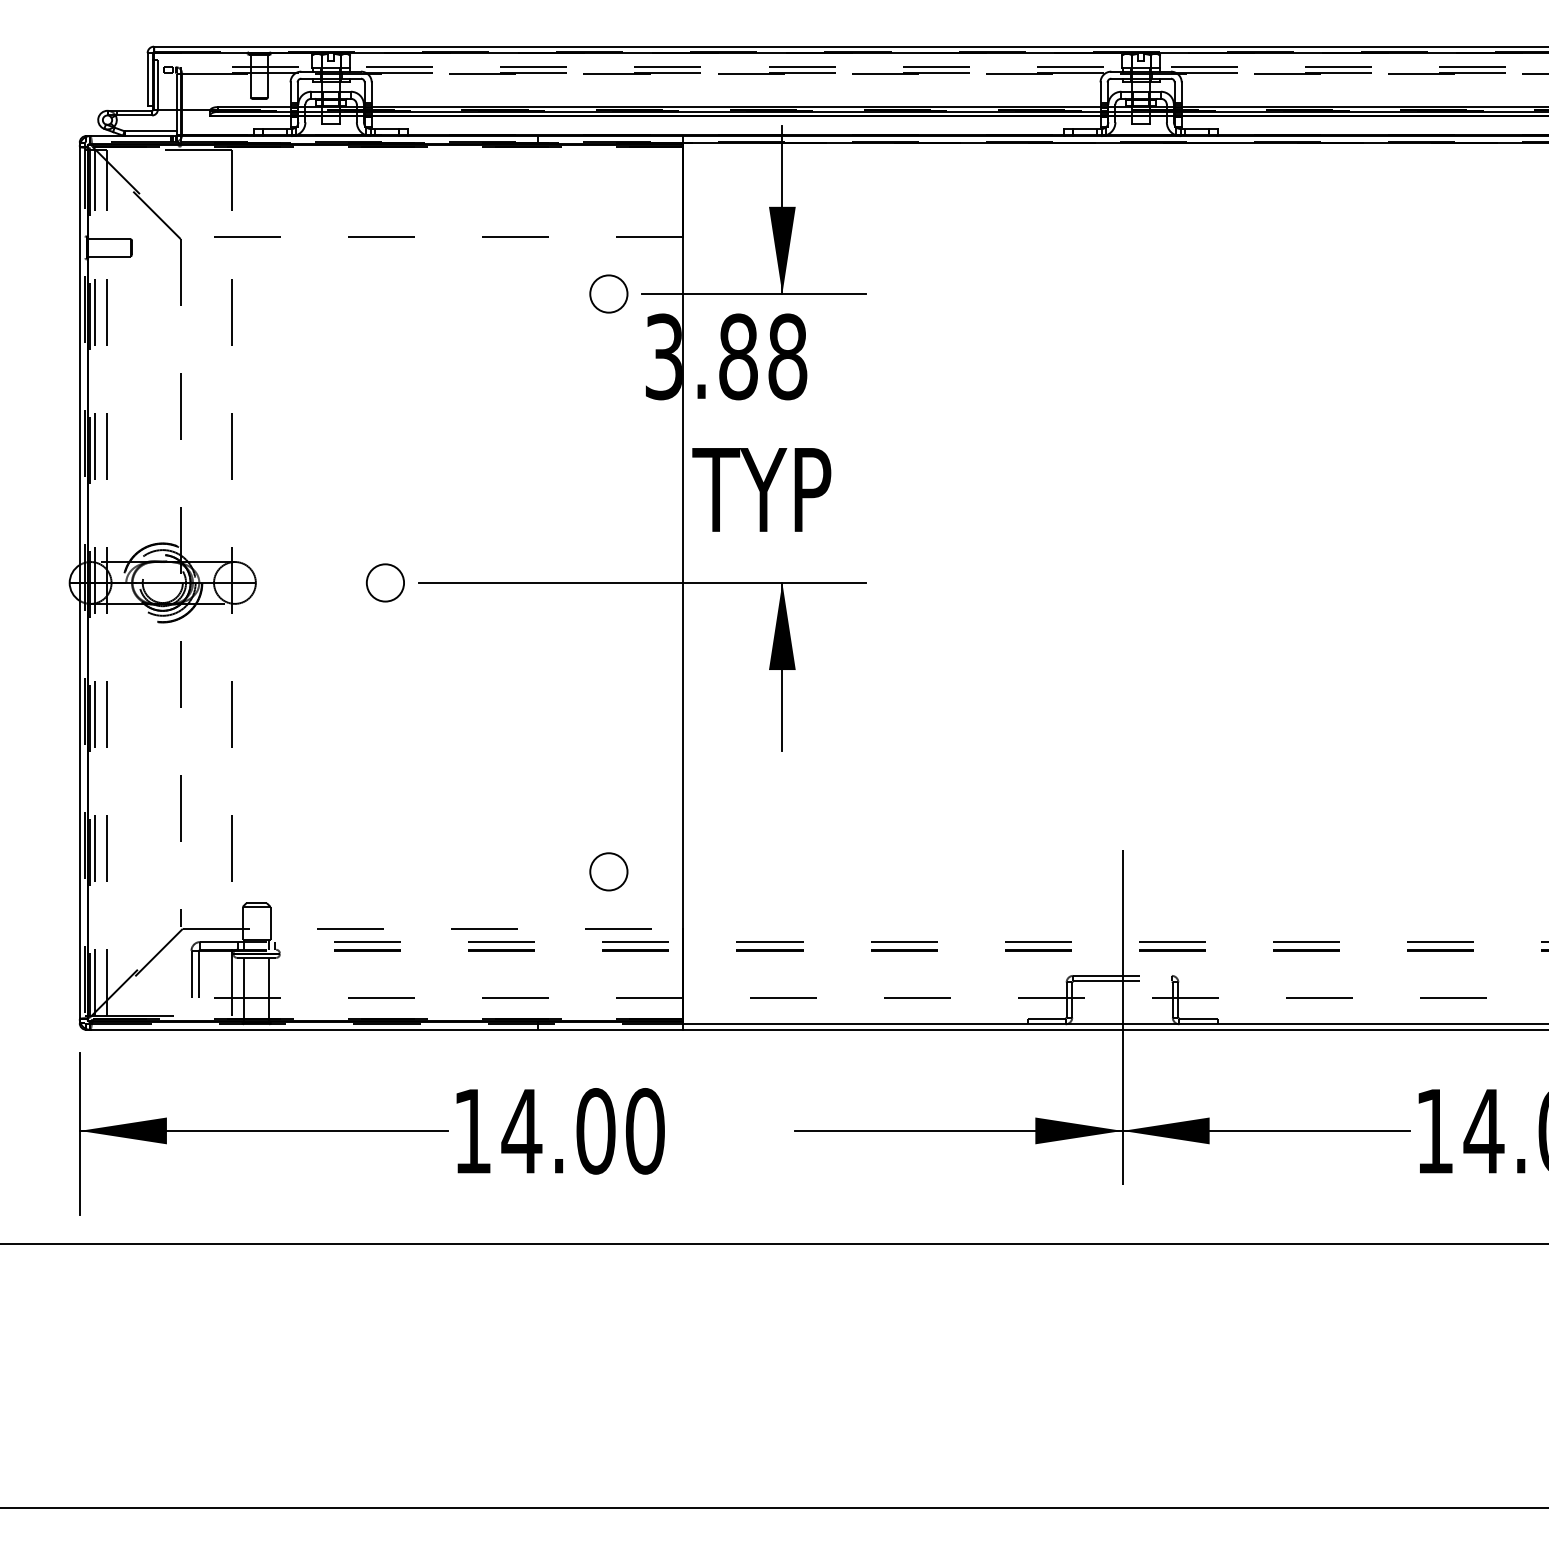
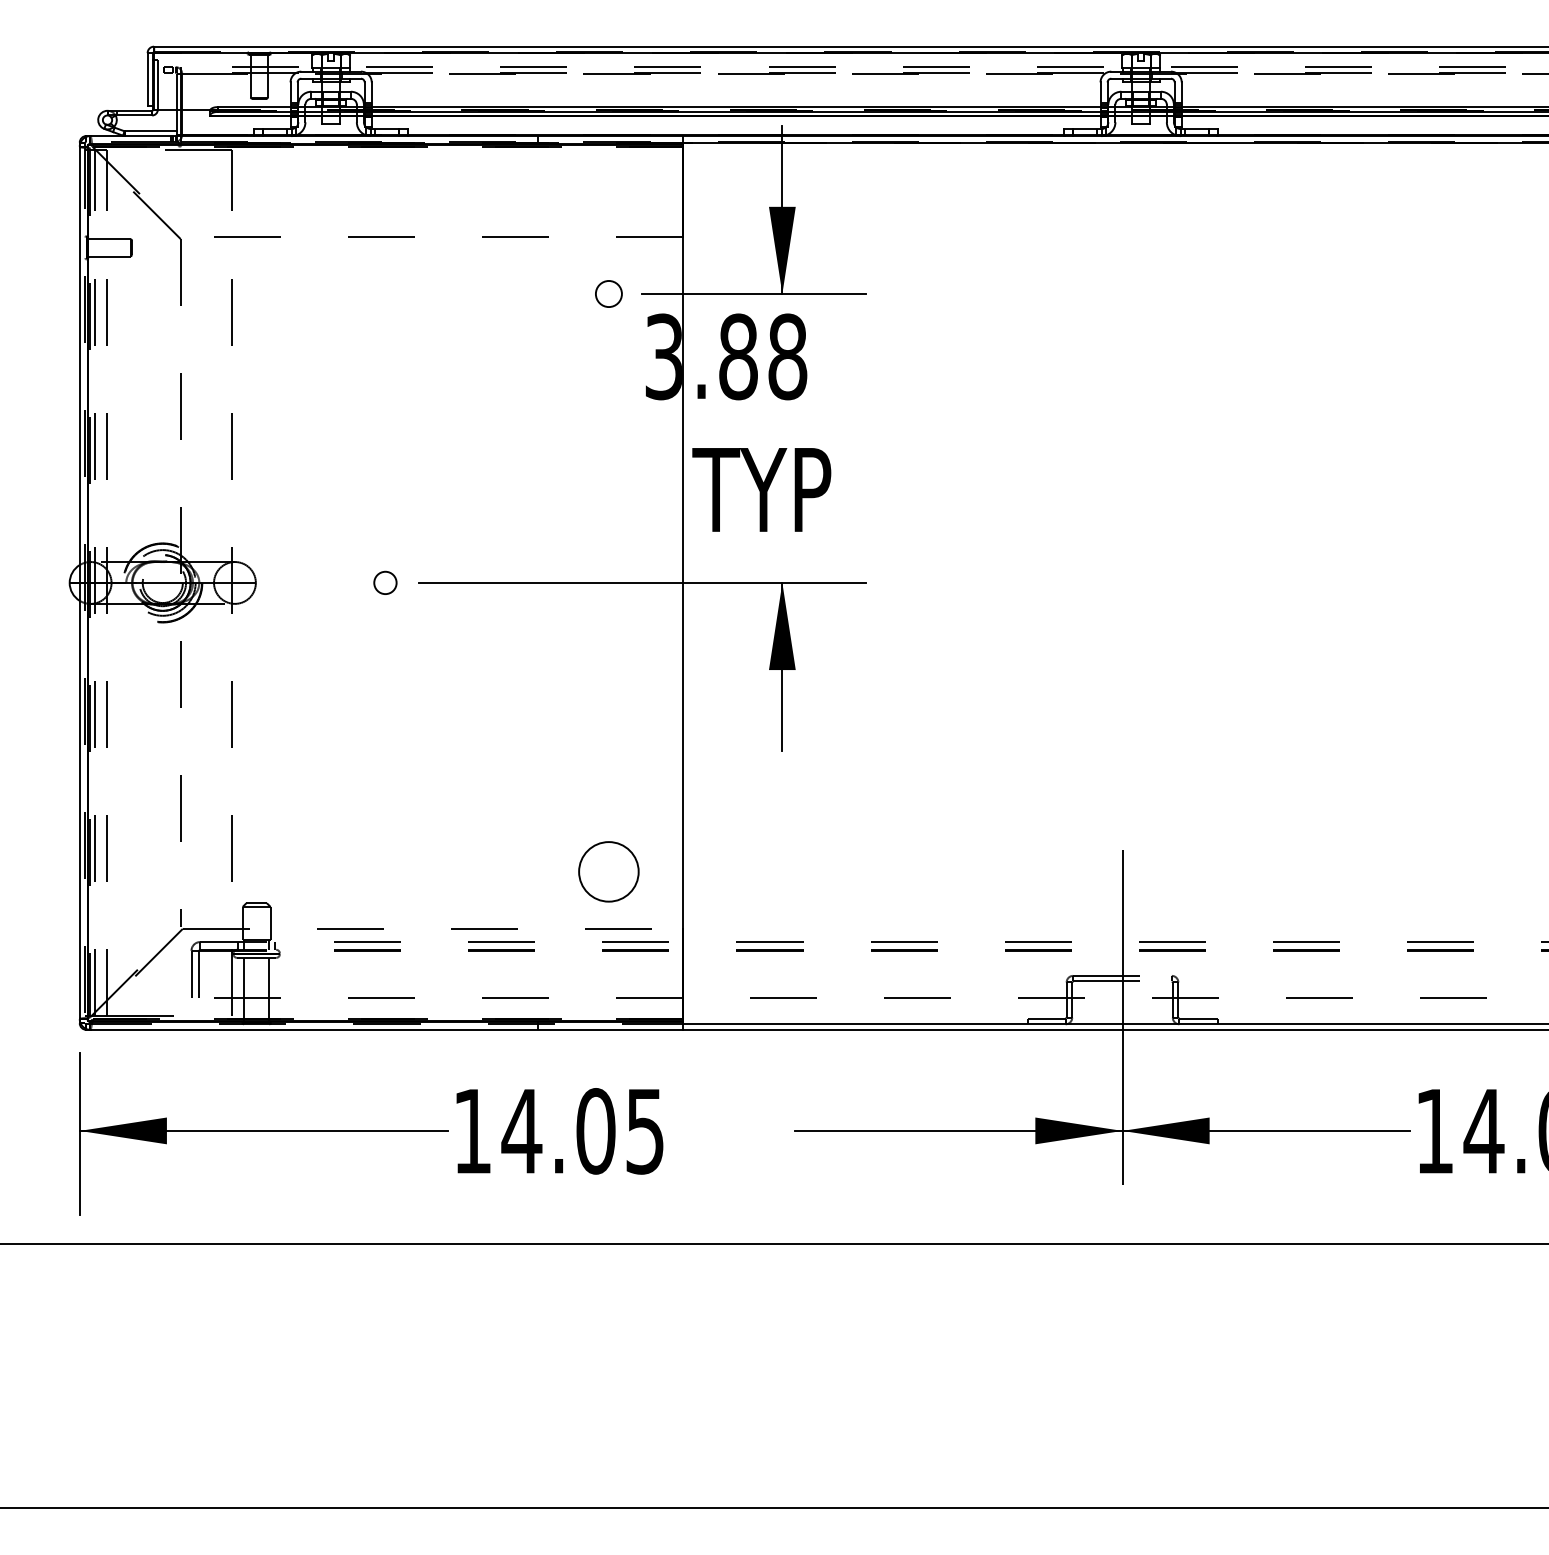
circle size: 40x40 px -> 28x28 px (608, 293)
circle diameter: 37 px -> 22 px (385, 582)
circle diameter: 37 px -> 60 px (608, 871)
text: 14.00 -> 14.05 (645, 1131)
